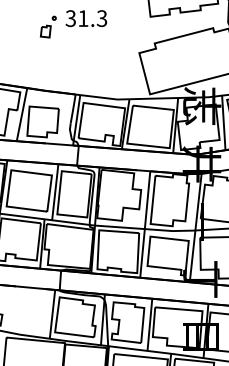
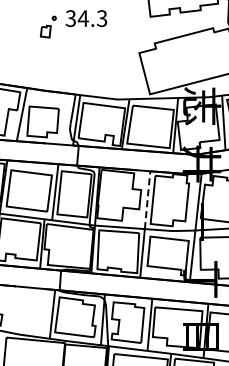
text: 31.3 -> 34.3 (82, 18)
line: solid -> dashed (147, 199)
